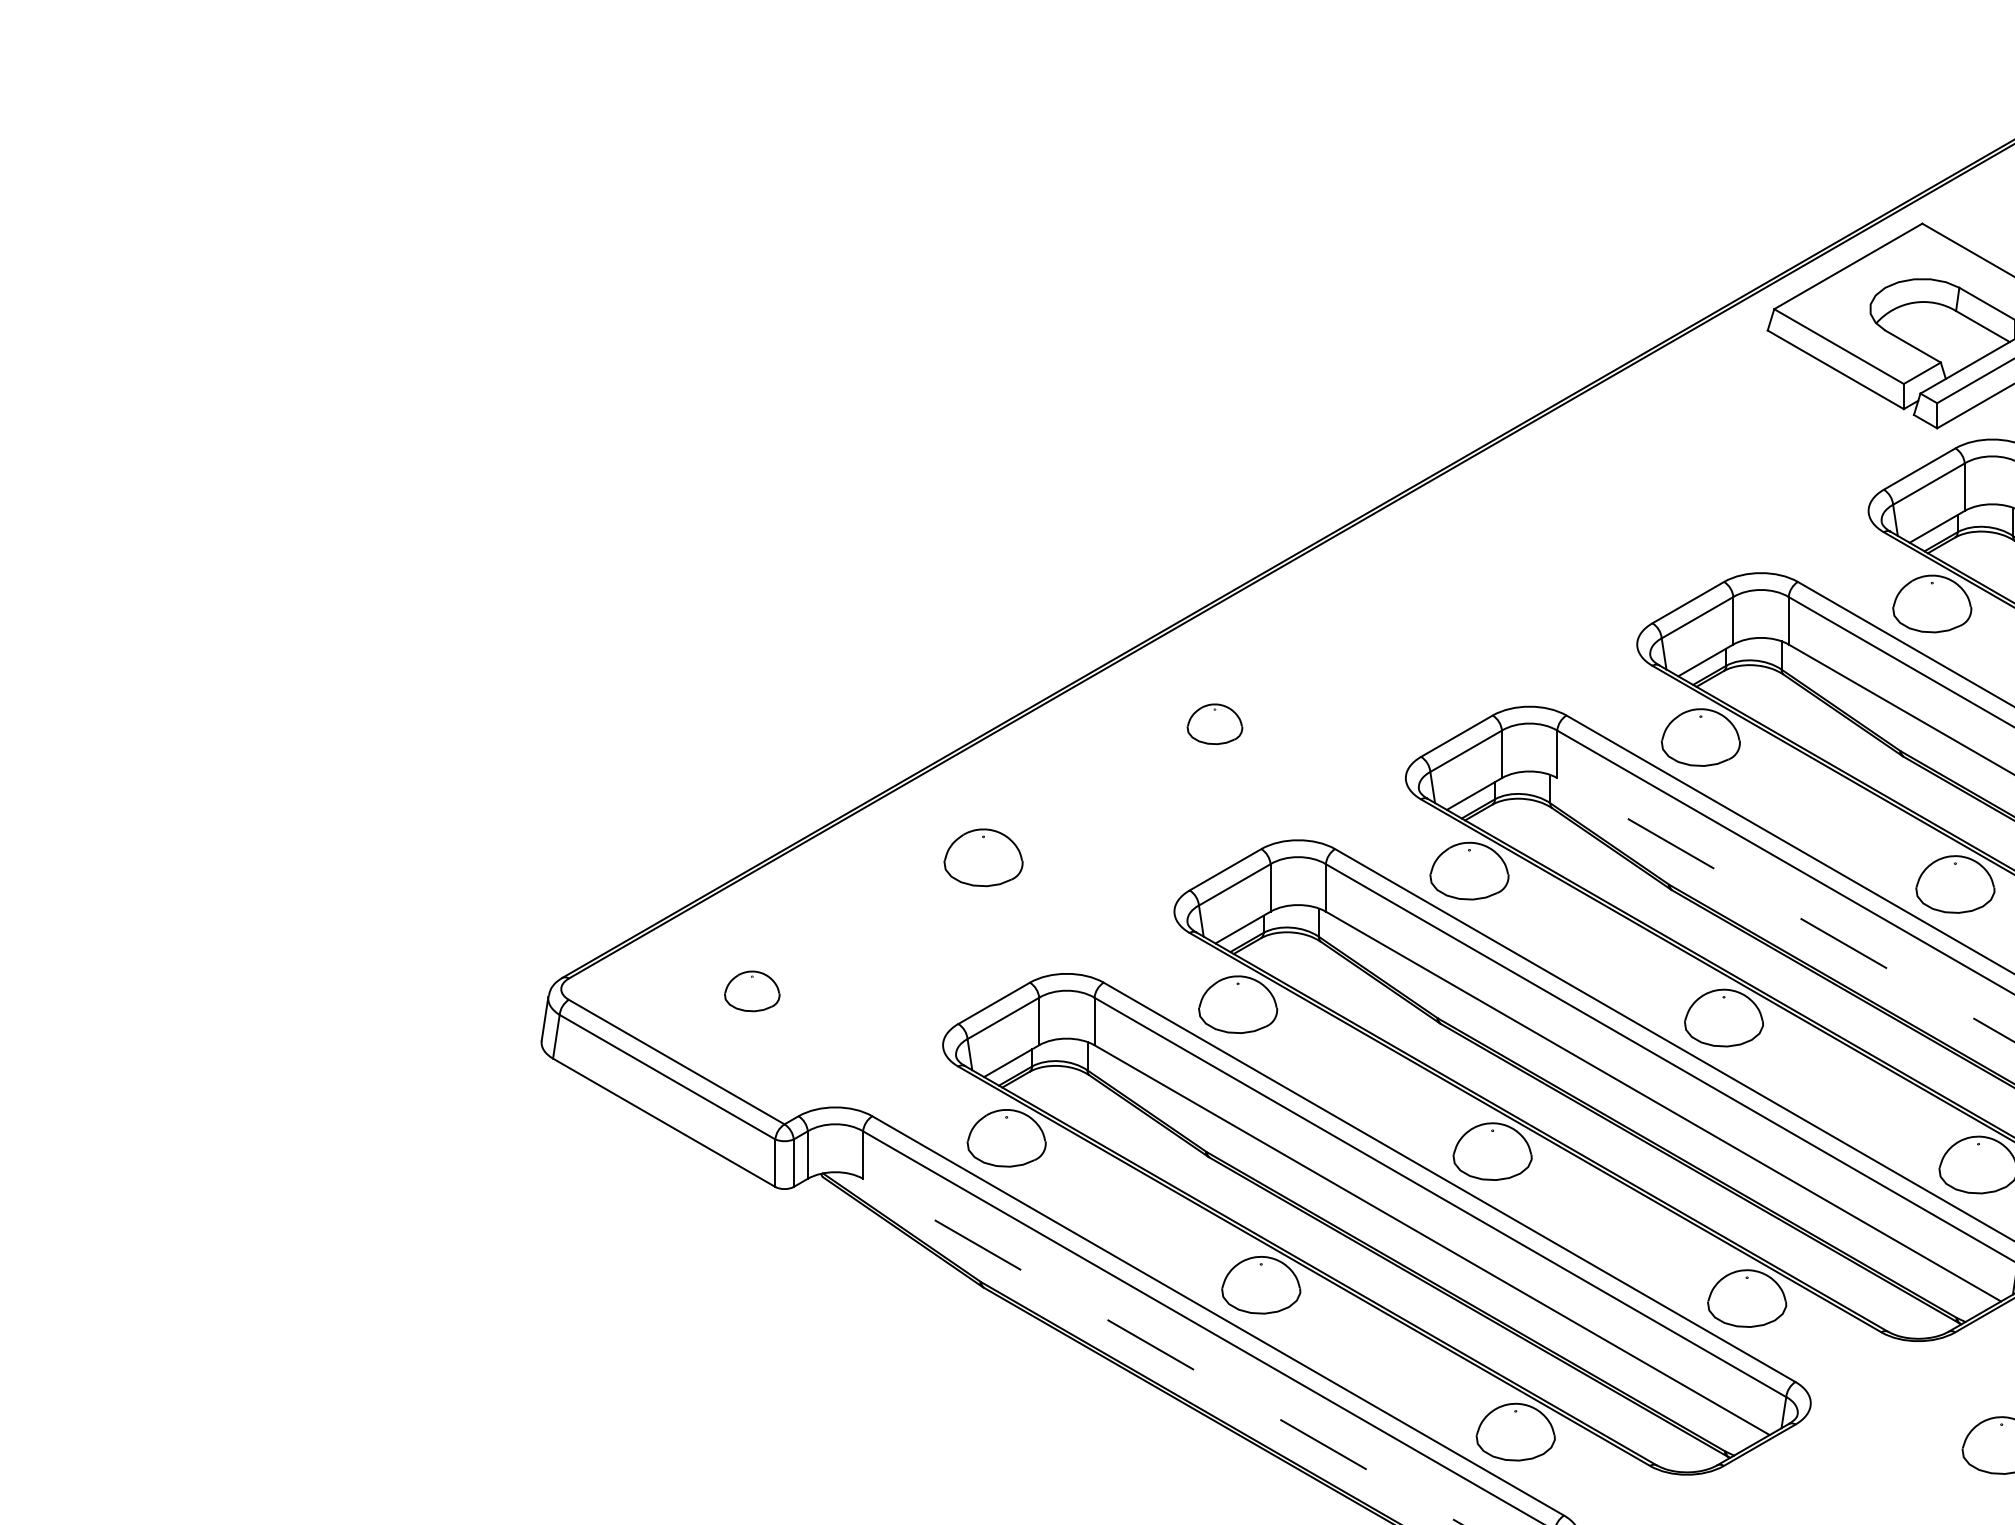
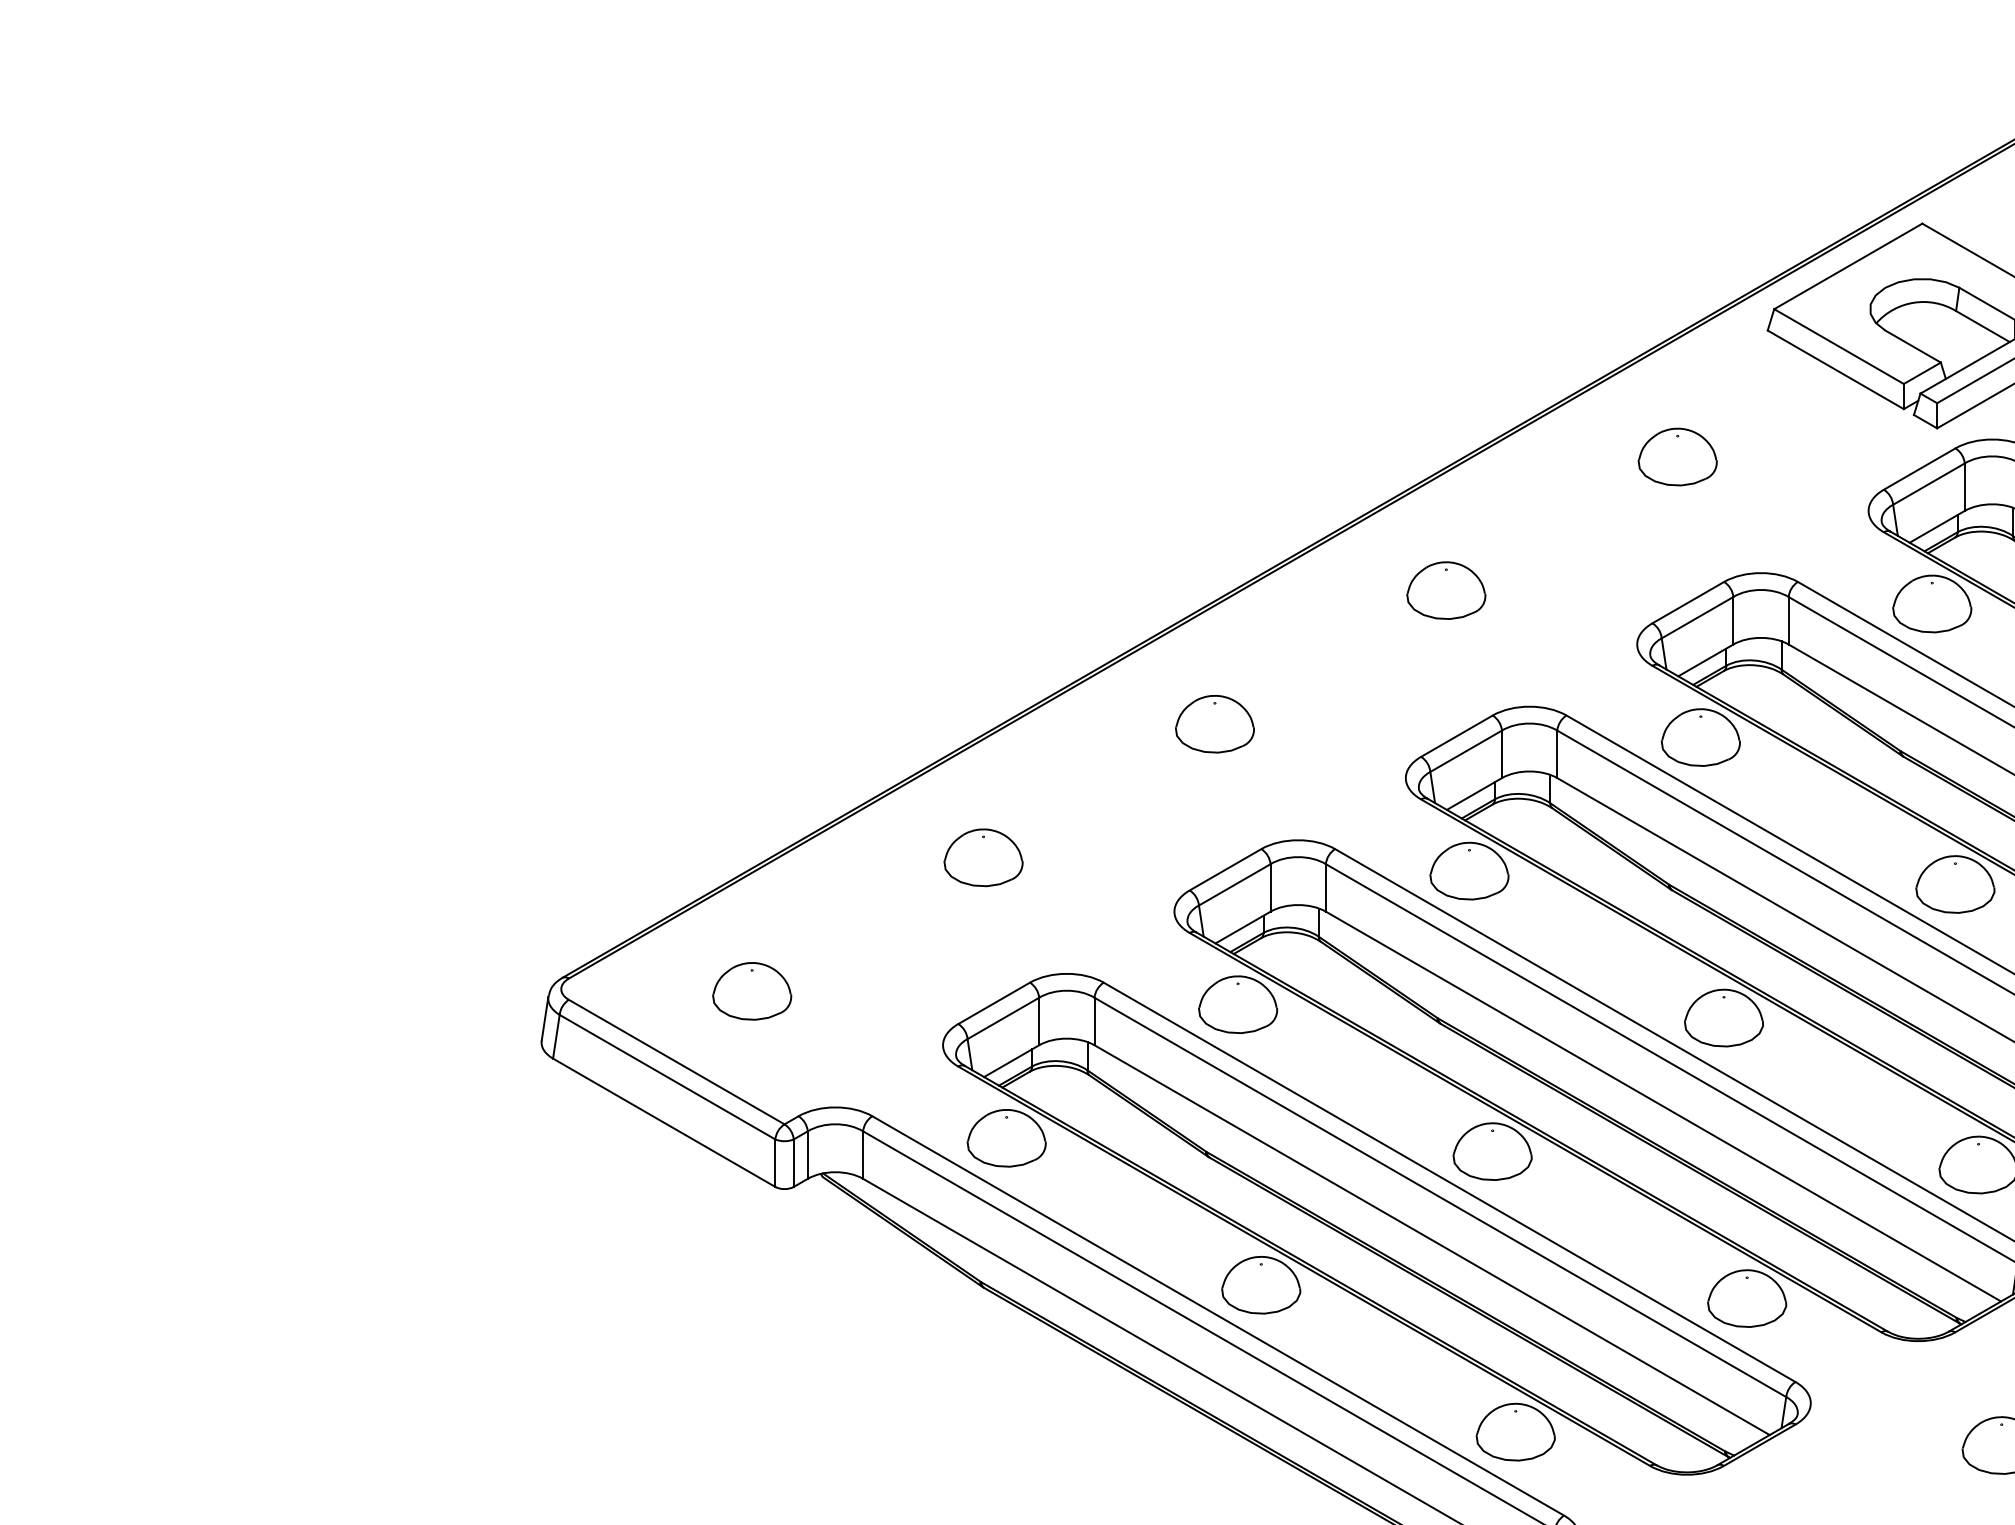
part: none -> present (1677, 456)
part: none -> present (1446, 590)
part size: 58x43 px -> 80x59 px (1214, 724)
line: dashed -> solid (1785, 910)
part size: 57x43 px -> 81x59 px (752, 991)
line: dashed -> solid (1162, 1351)
